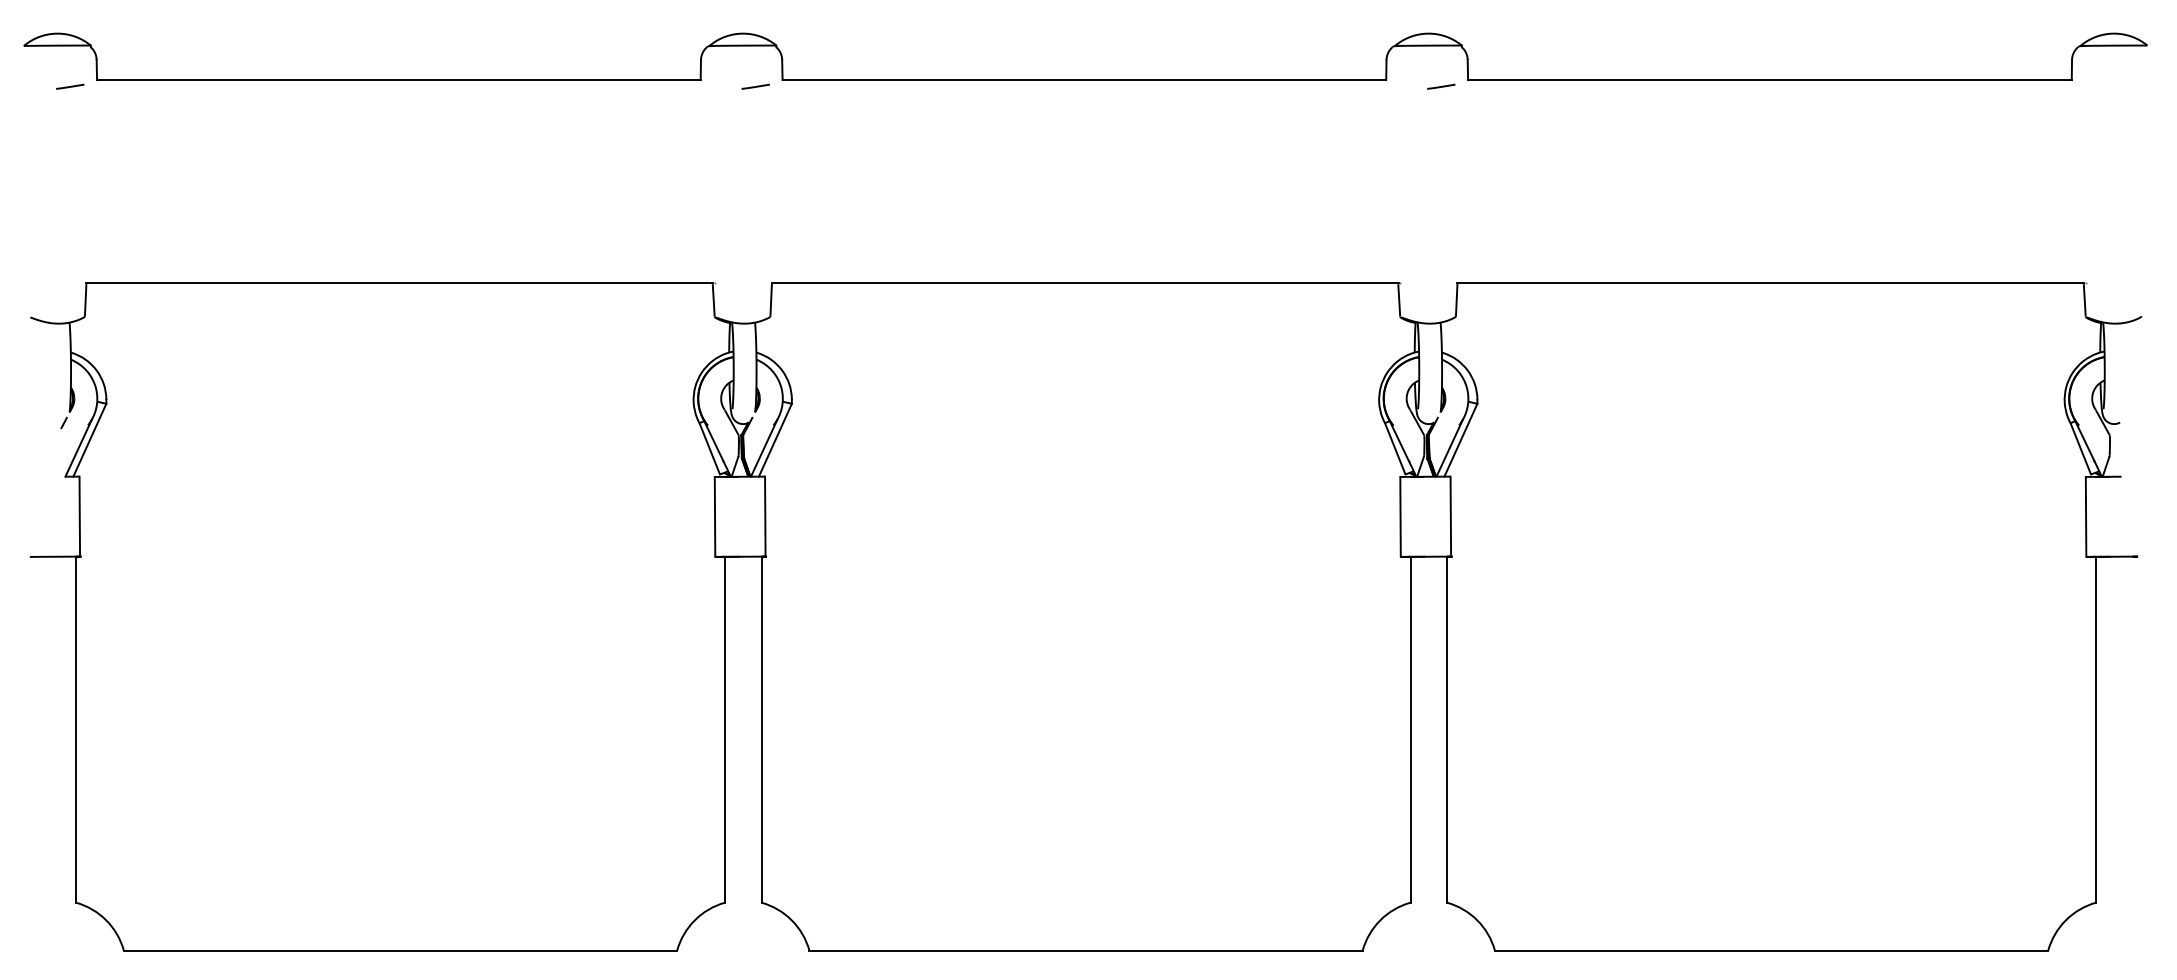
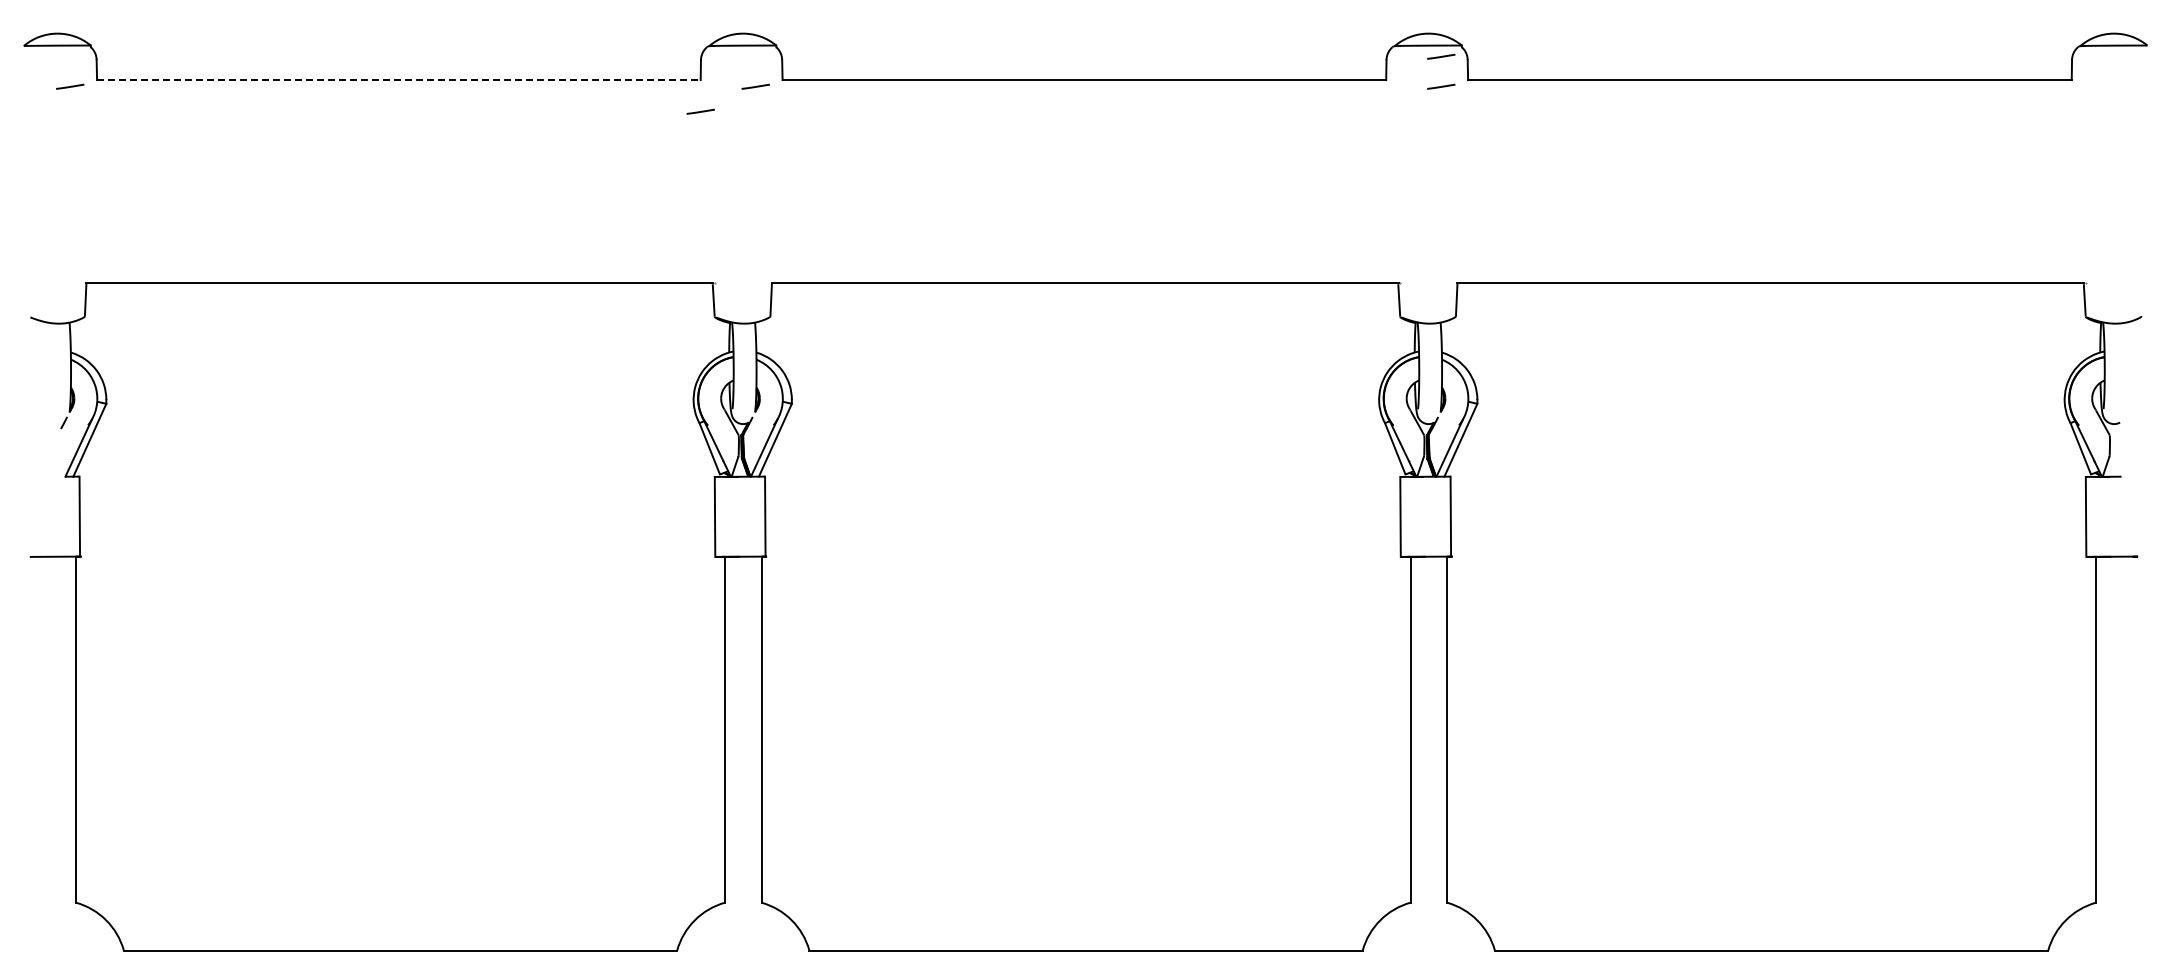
line: none -> present (1441, 56)
line: solid -> dashed (398, 80)
line: none -> present (700, 111)
